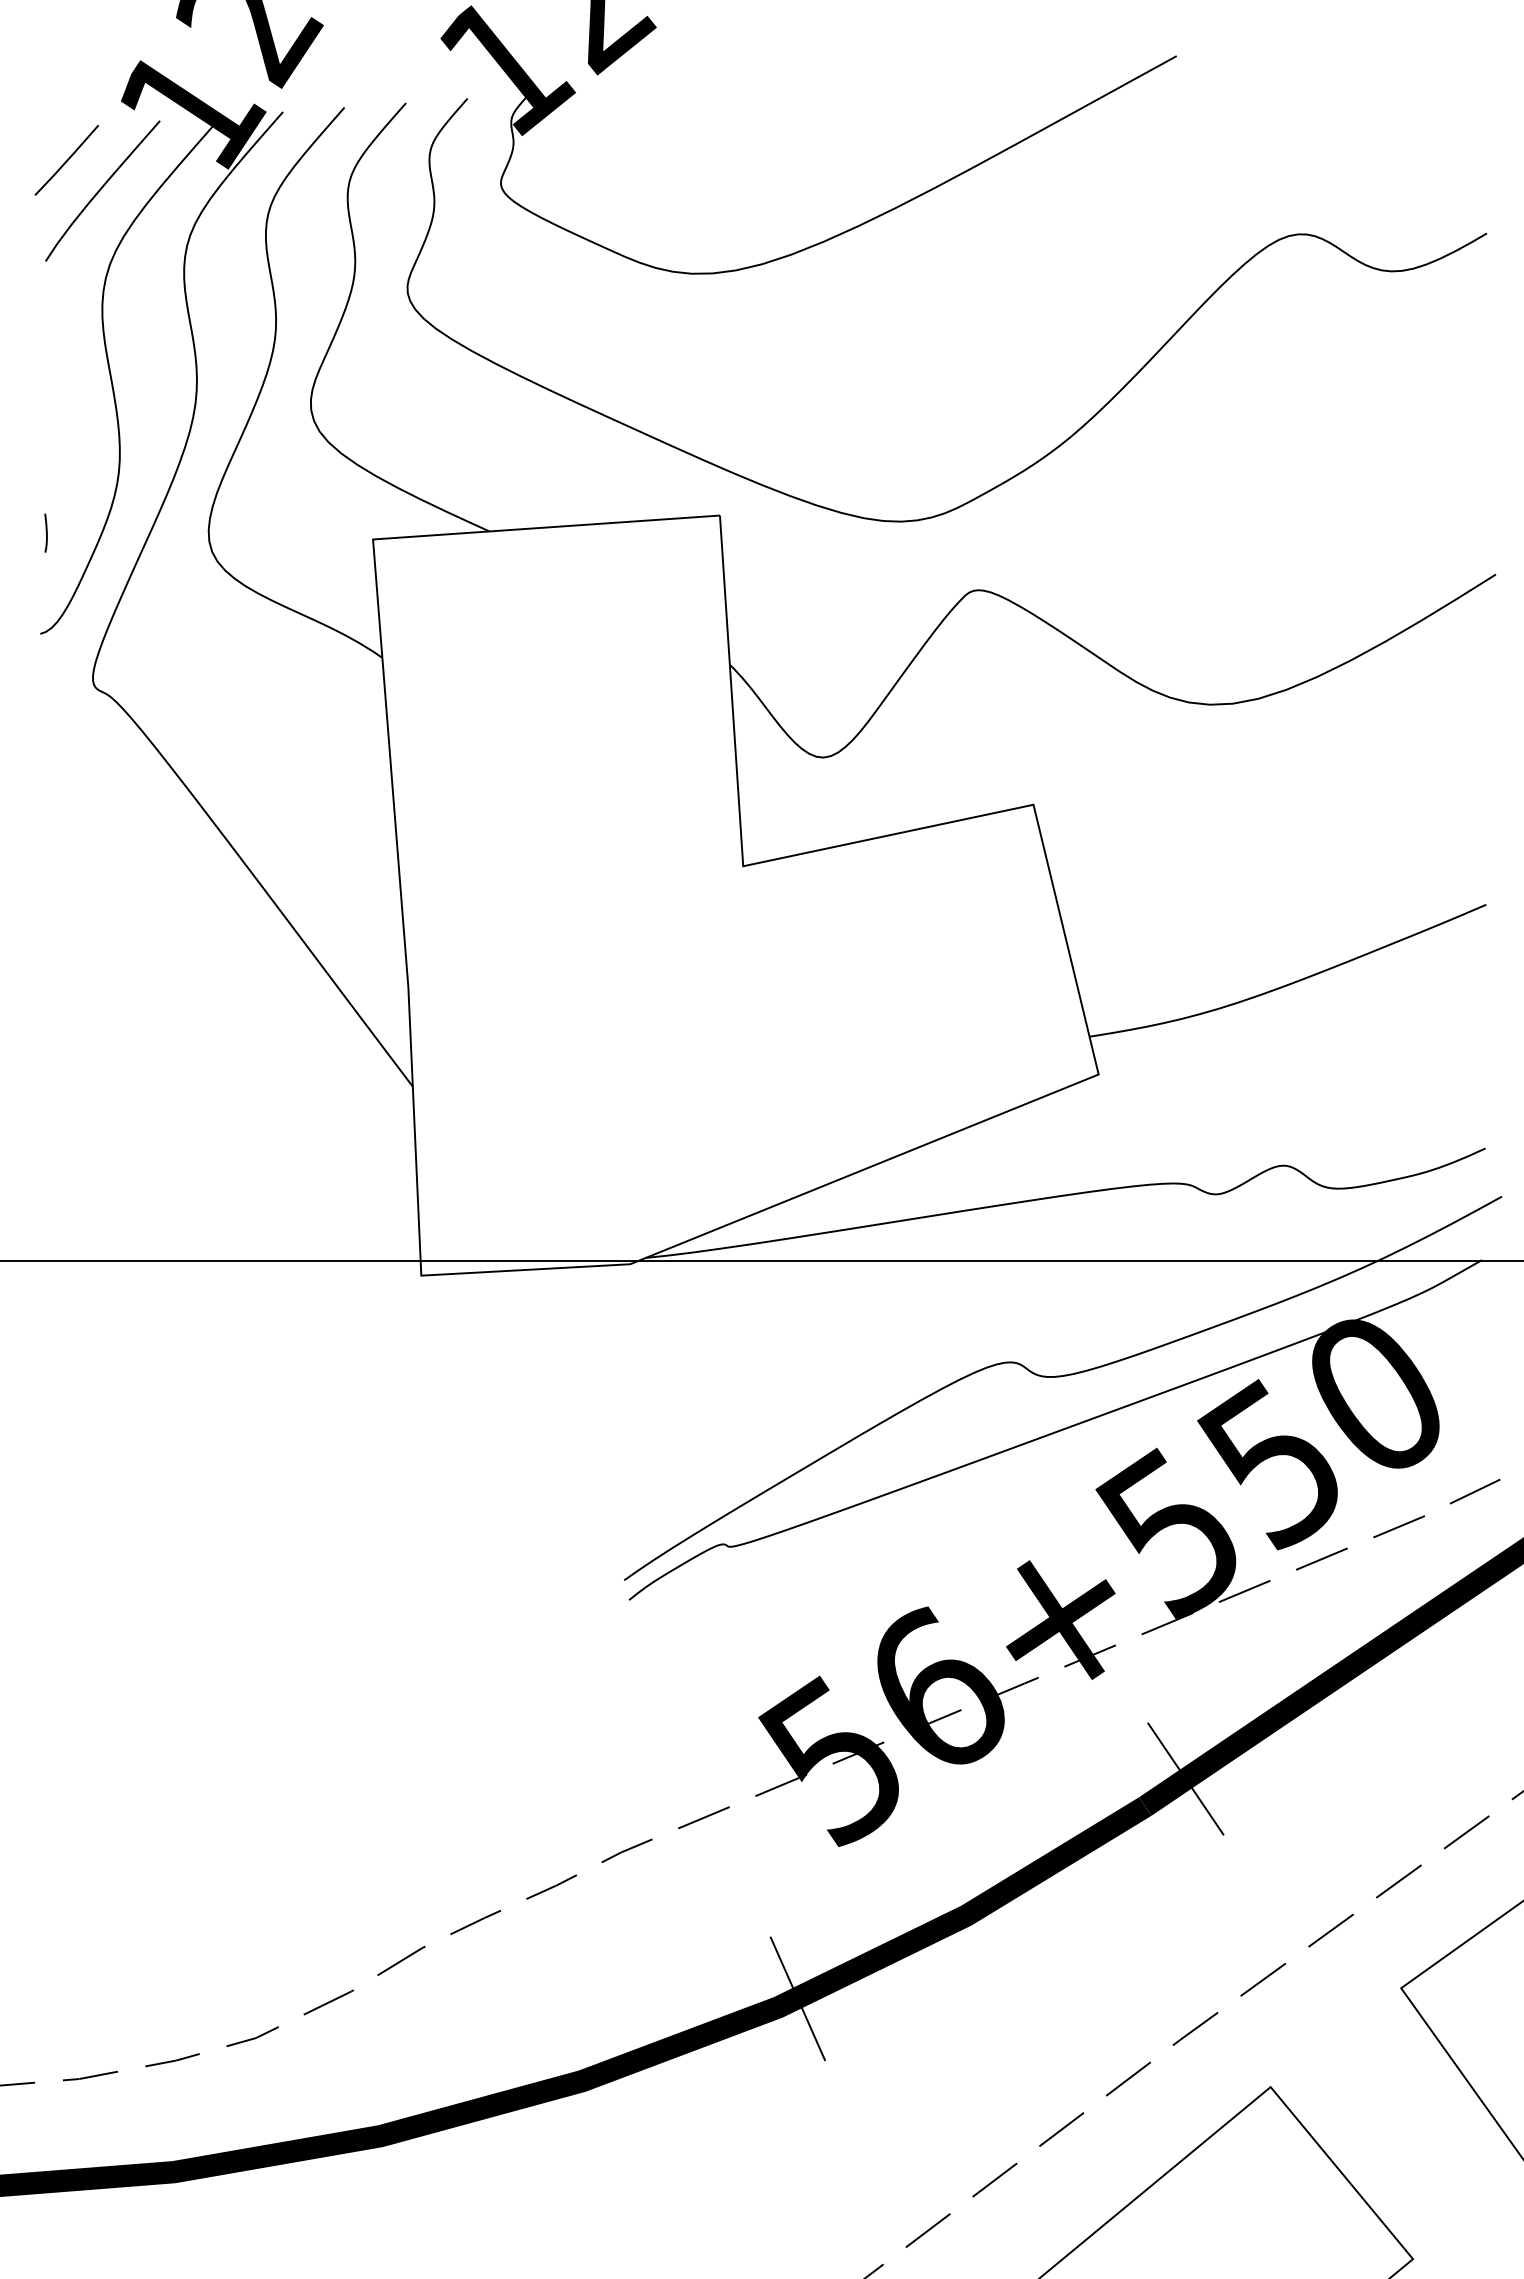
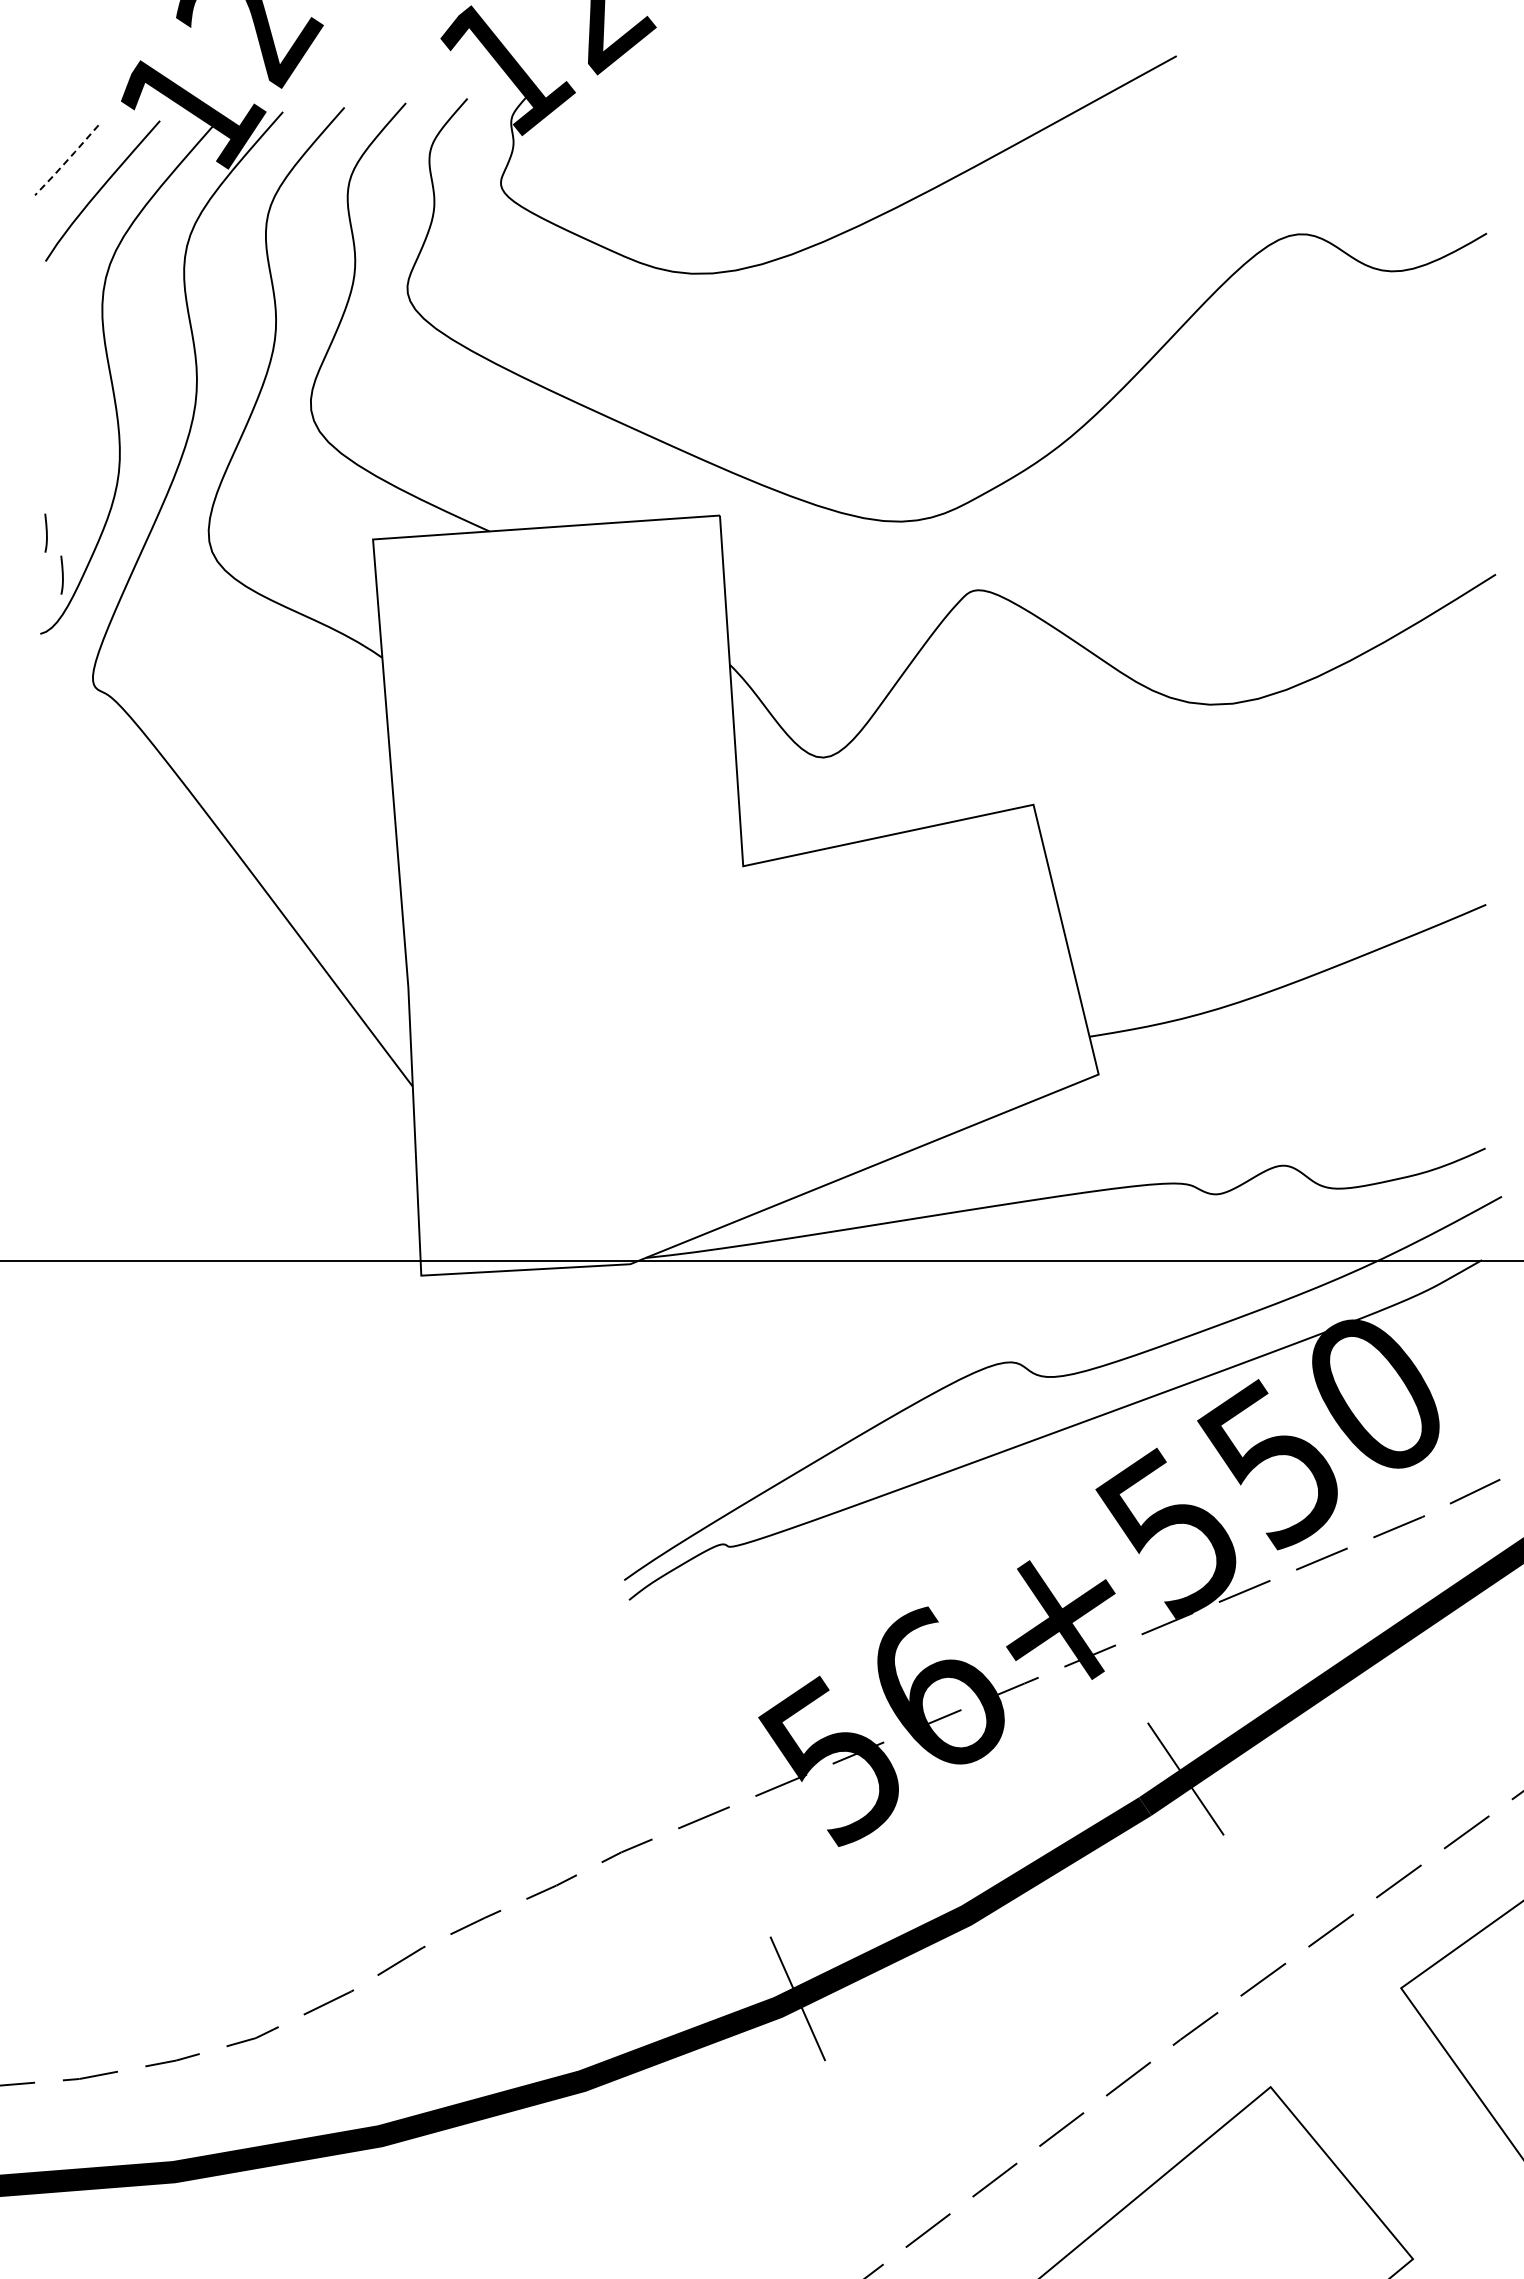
line: solid -> dashed (67, 160)
curve: none -> present (61, 573)
